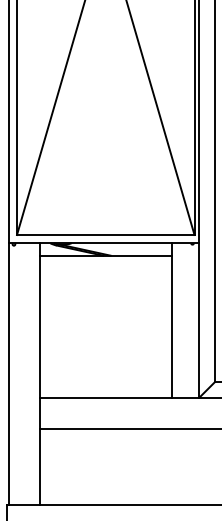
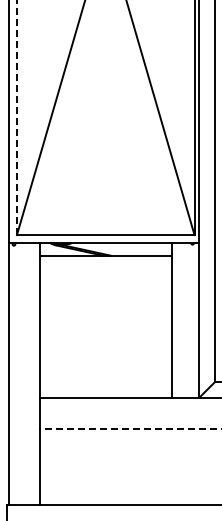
line: solid -> dashed (17, 117)
line: solid -> dashed (130, 429)
